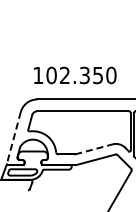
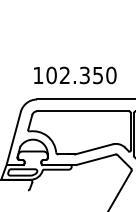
line: dashed -> solid (13, 137)
line: dashed -> solid (94, 149)
